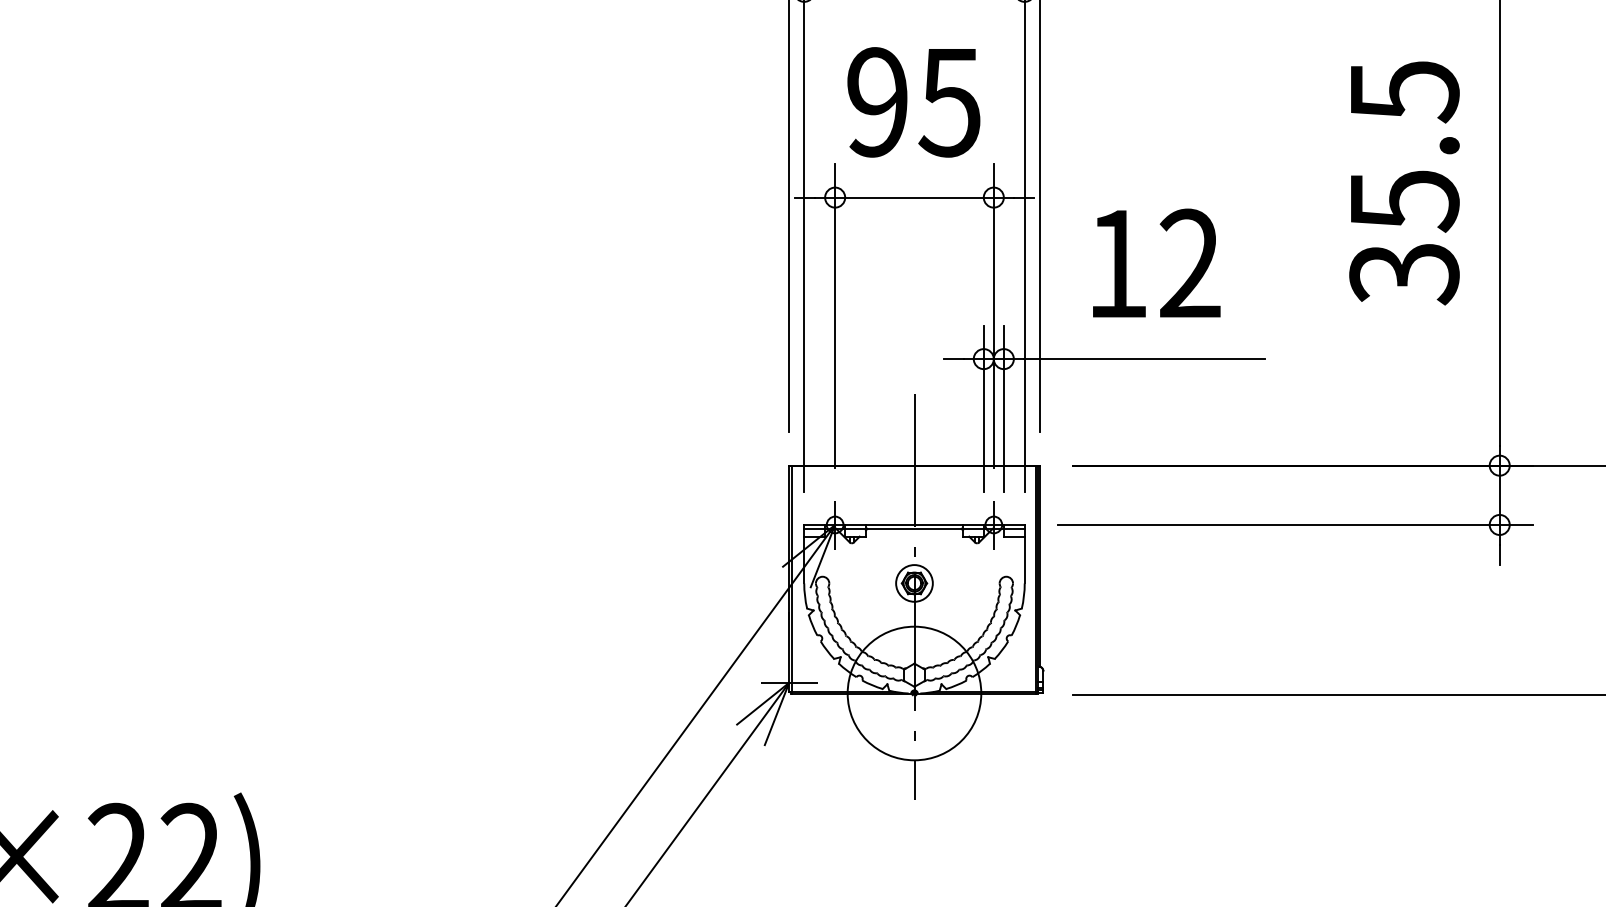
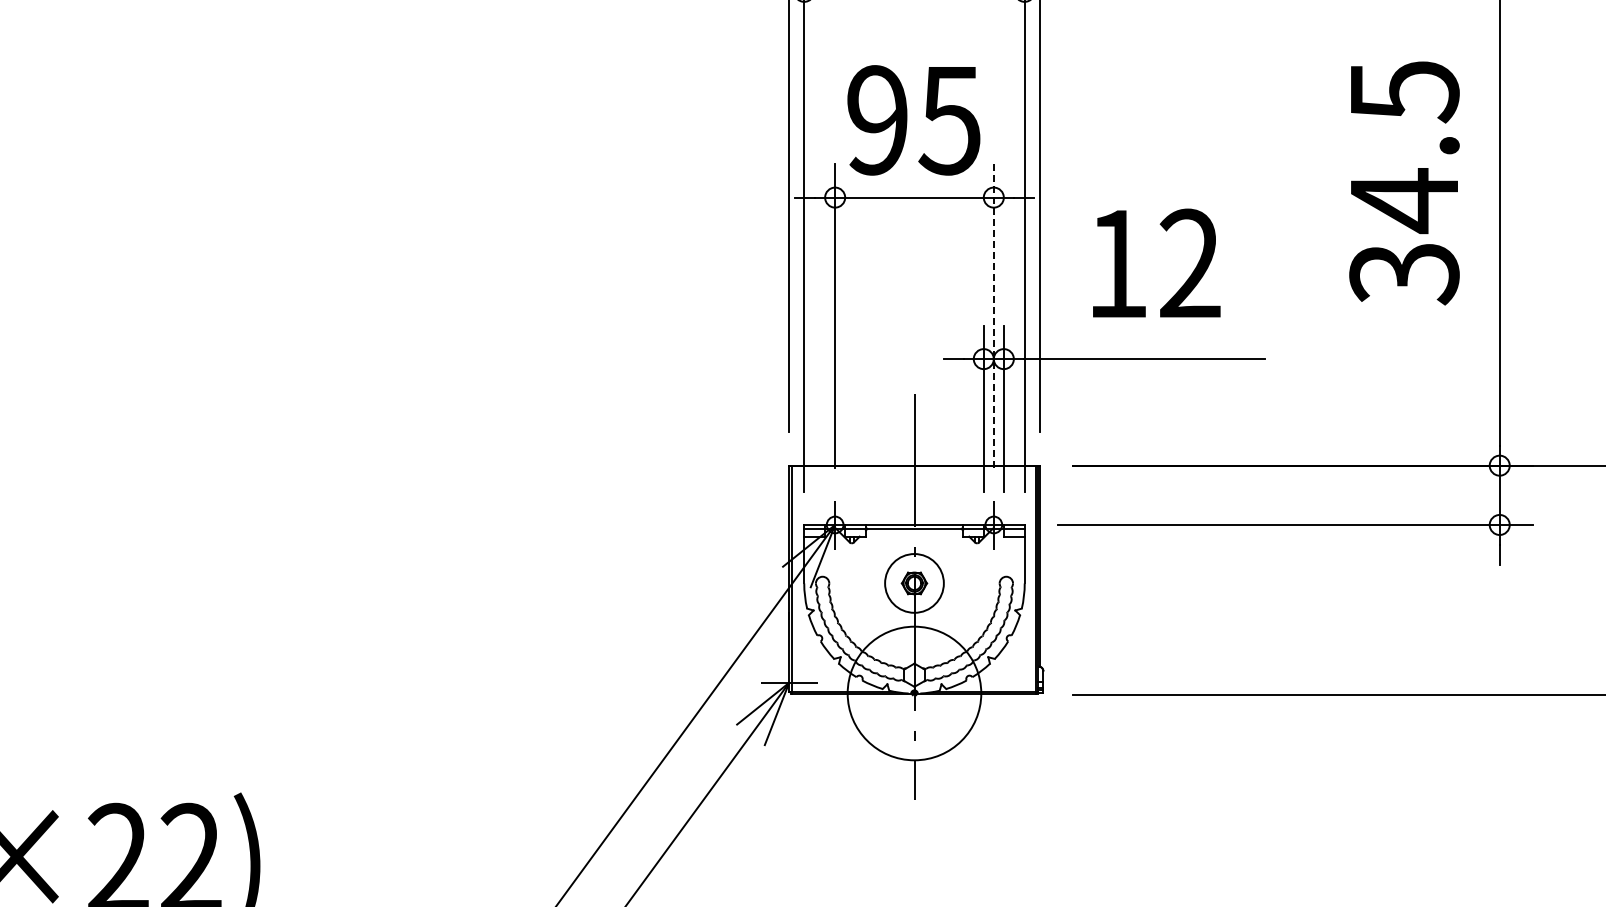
text position: (913, 102) -> (913, 120) (913, 120)
text: 35.5 -> 34.5 (1405, 201)
line: solid -> dashed (993, 316)
circle diameter: 37 px -> 59 px (914, 583)
